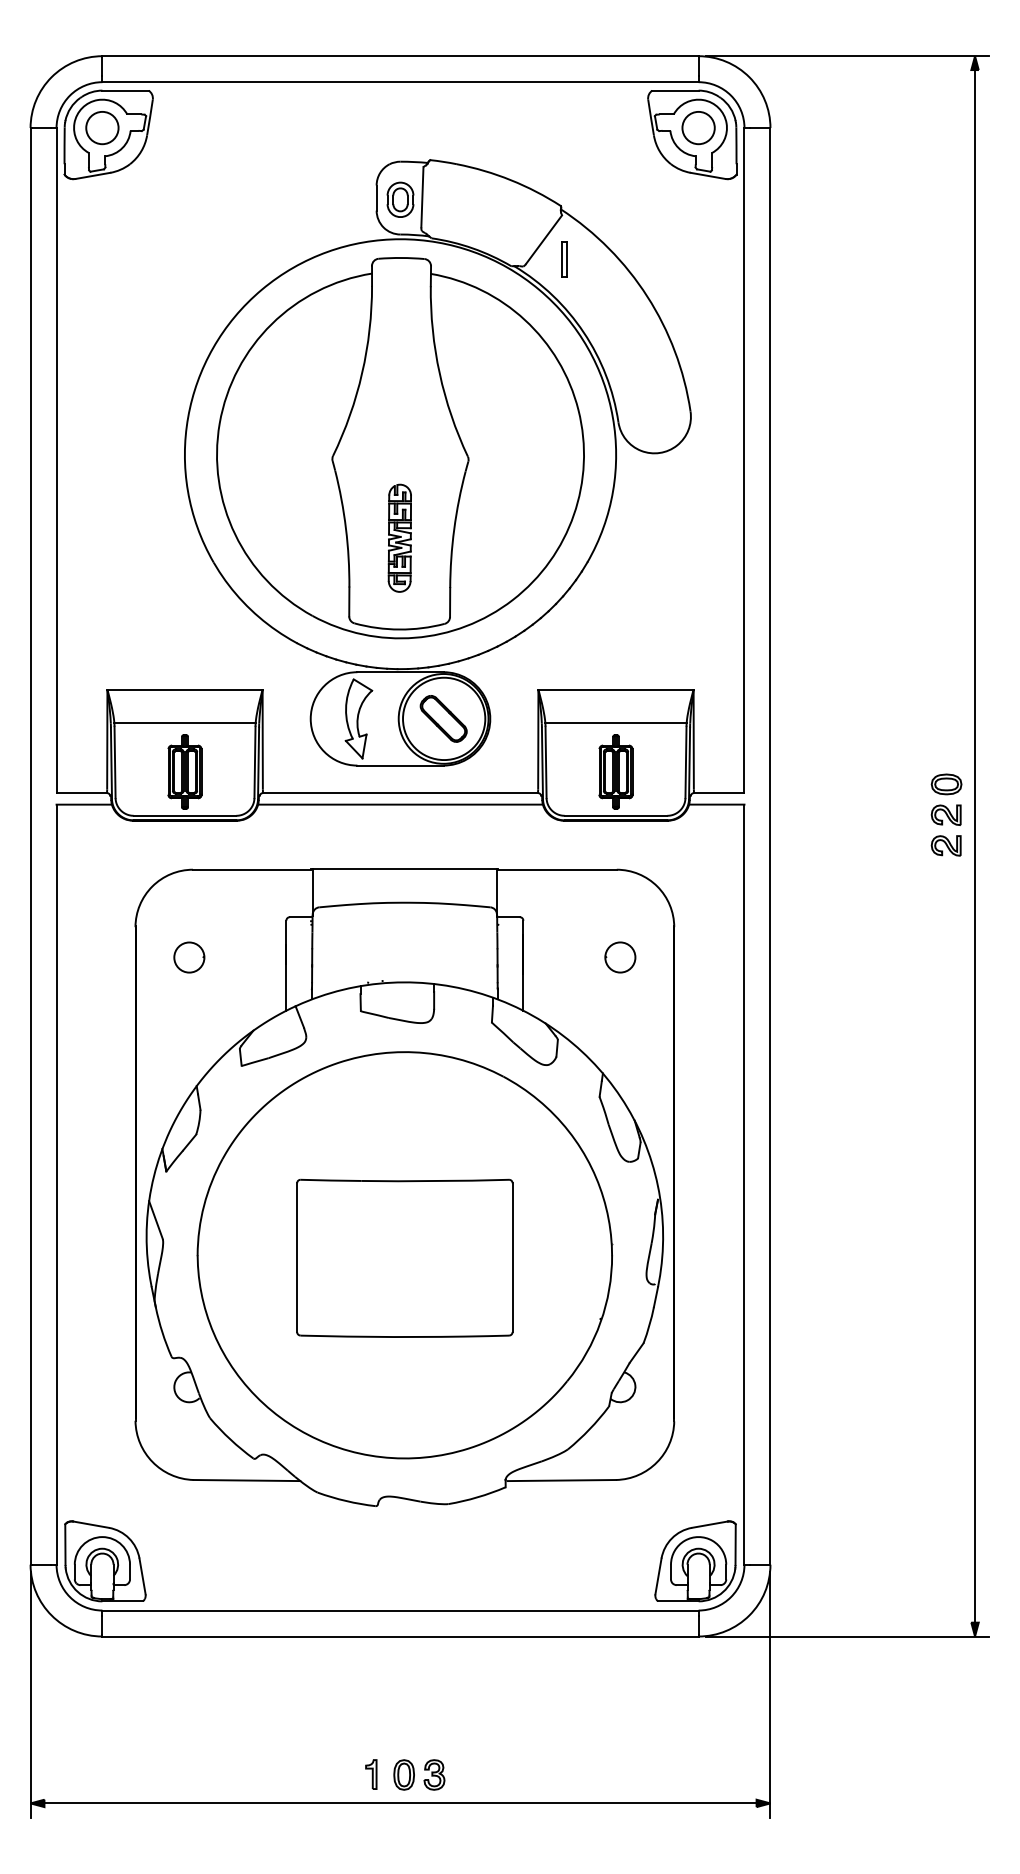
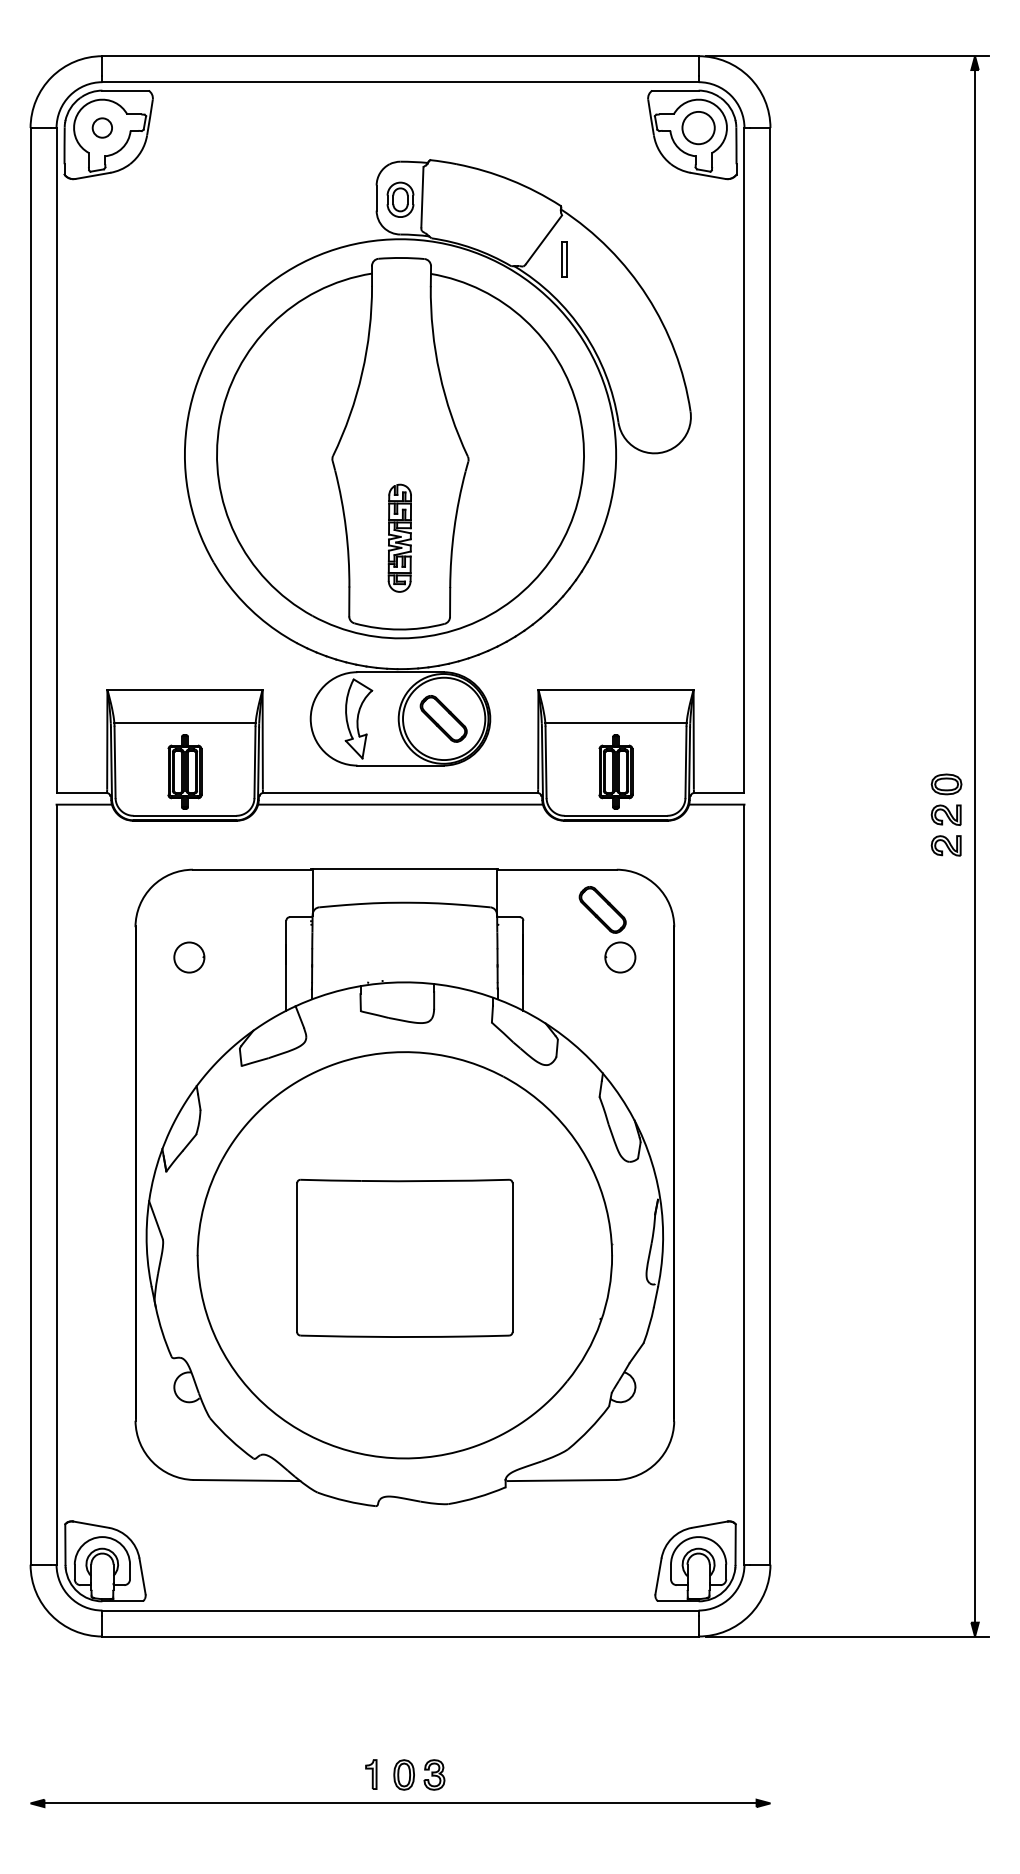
circle diameter: 32 px -> 19 px (102, 127)
part: none -> present (602, 909)
line: present -> none (30, 1694)
line: present -> none (770, 1694)
